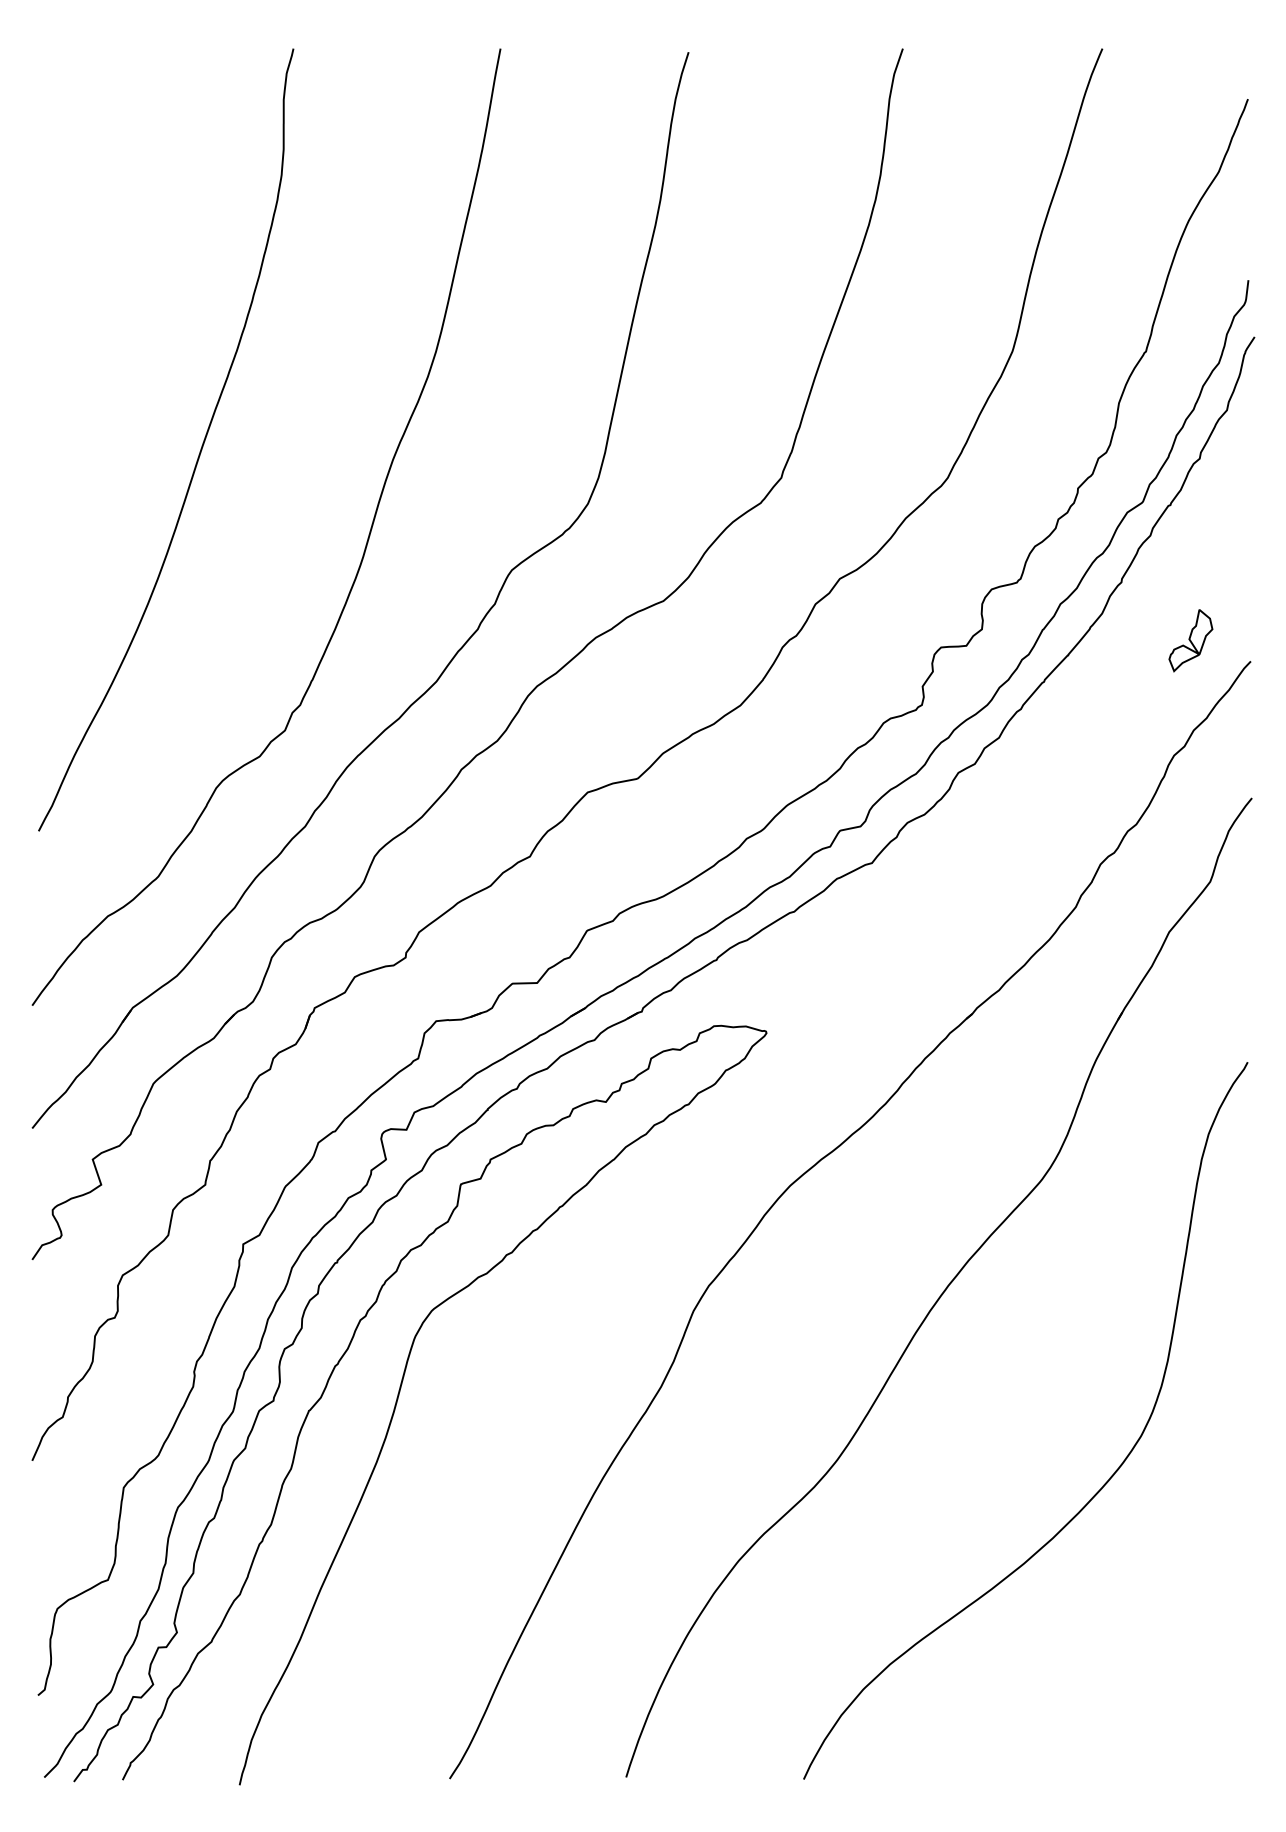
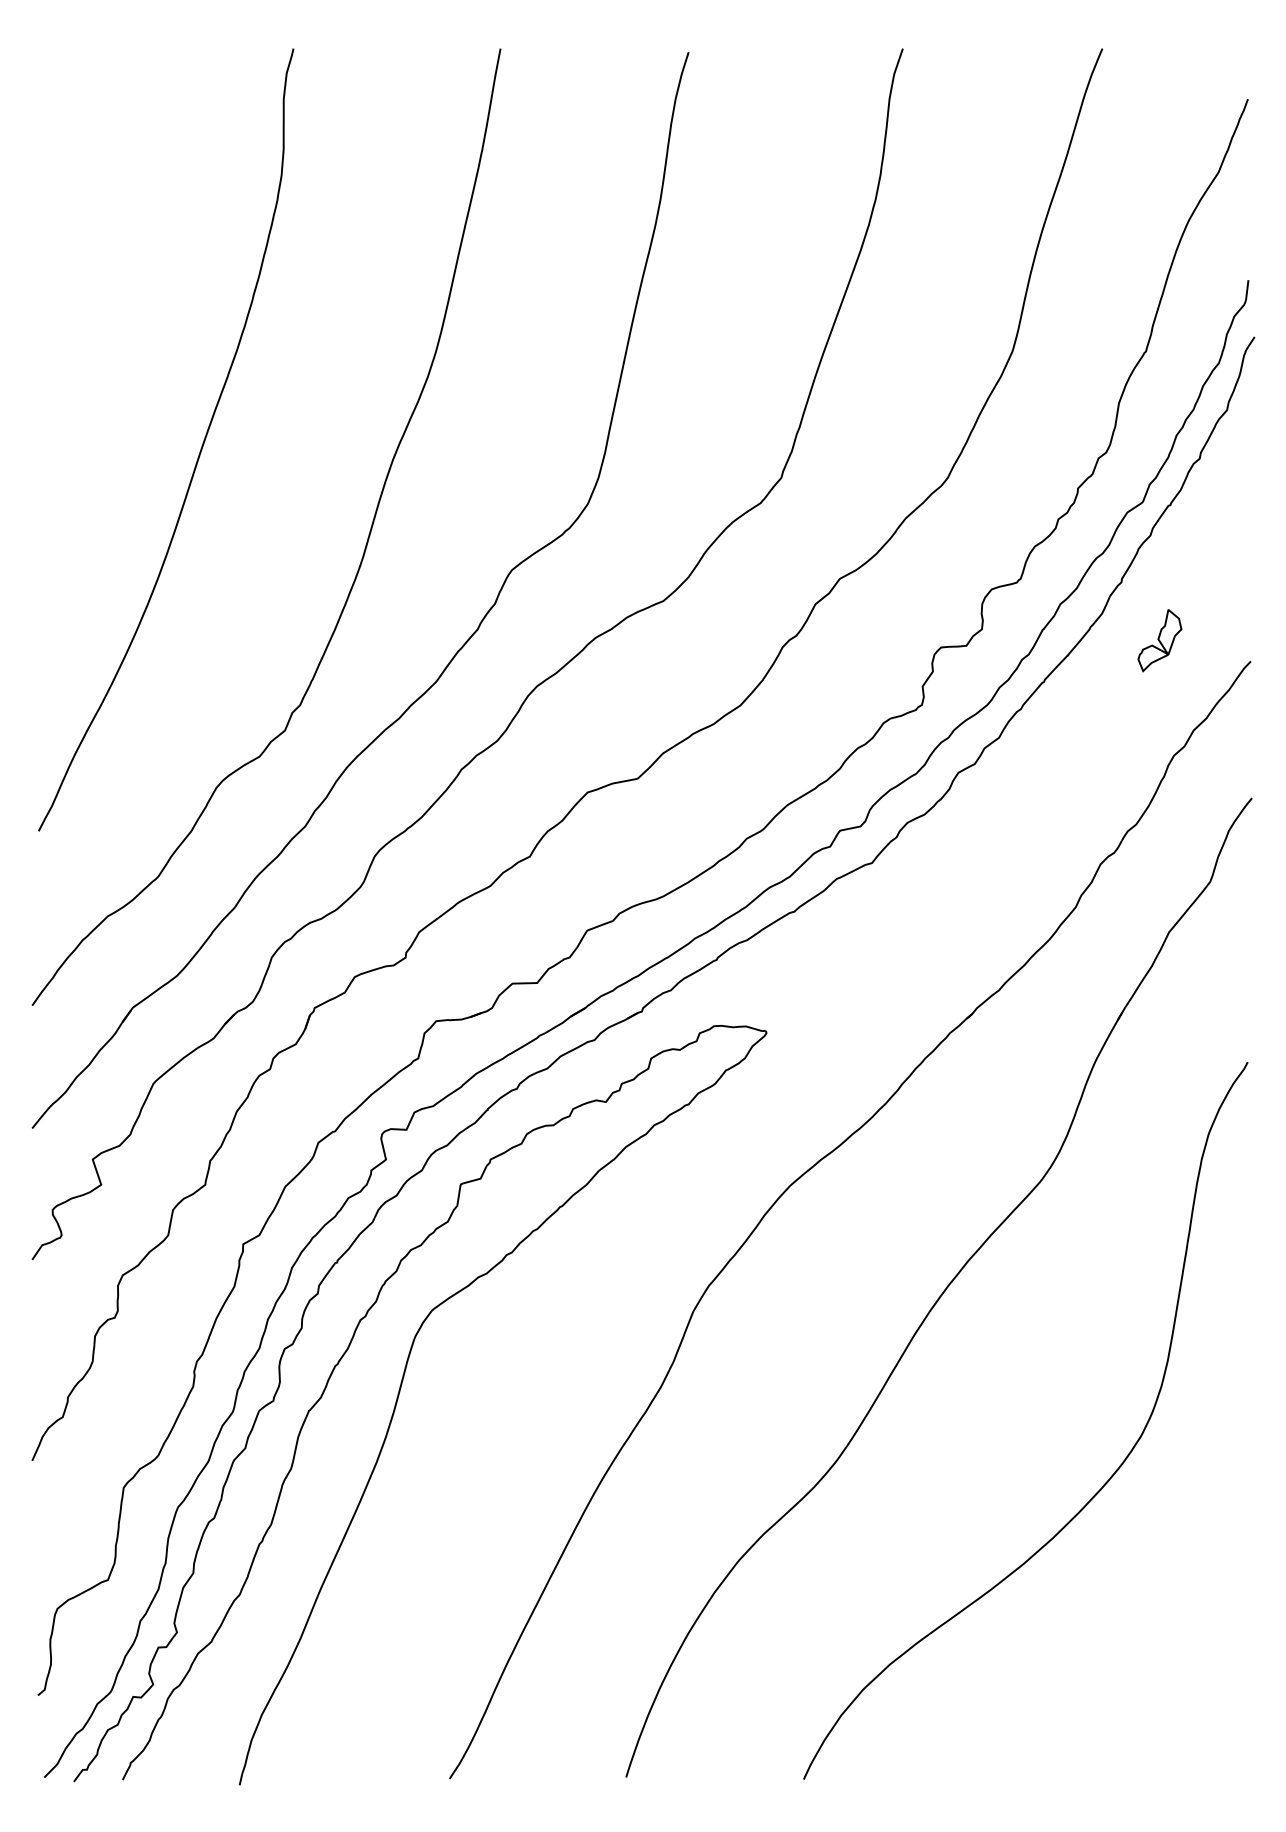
part position: (1190, 640) -> (1159, 640) (1159, 640)
